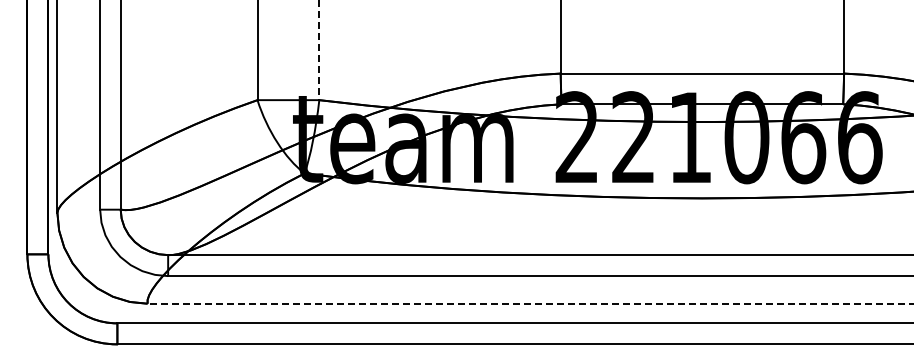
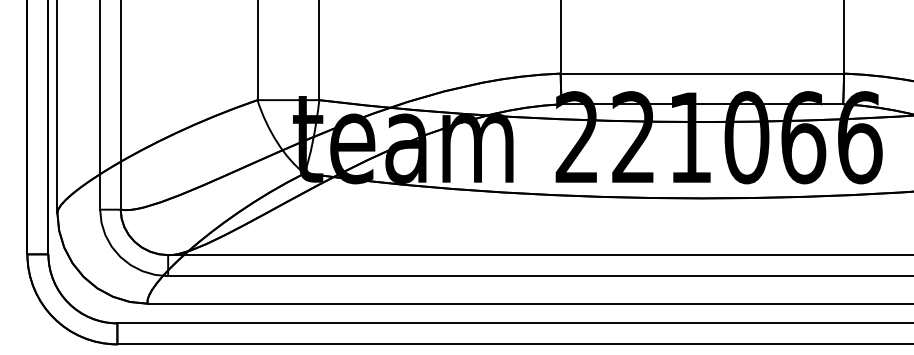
line: dashed -> solid (319, 50)
line: dashed -> solid (530, 303)
